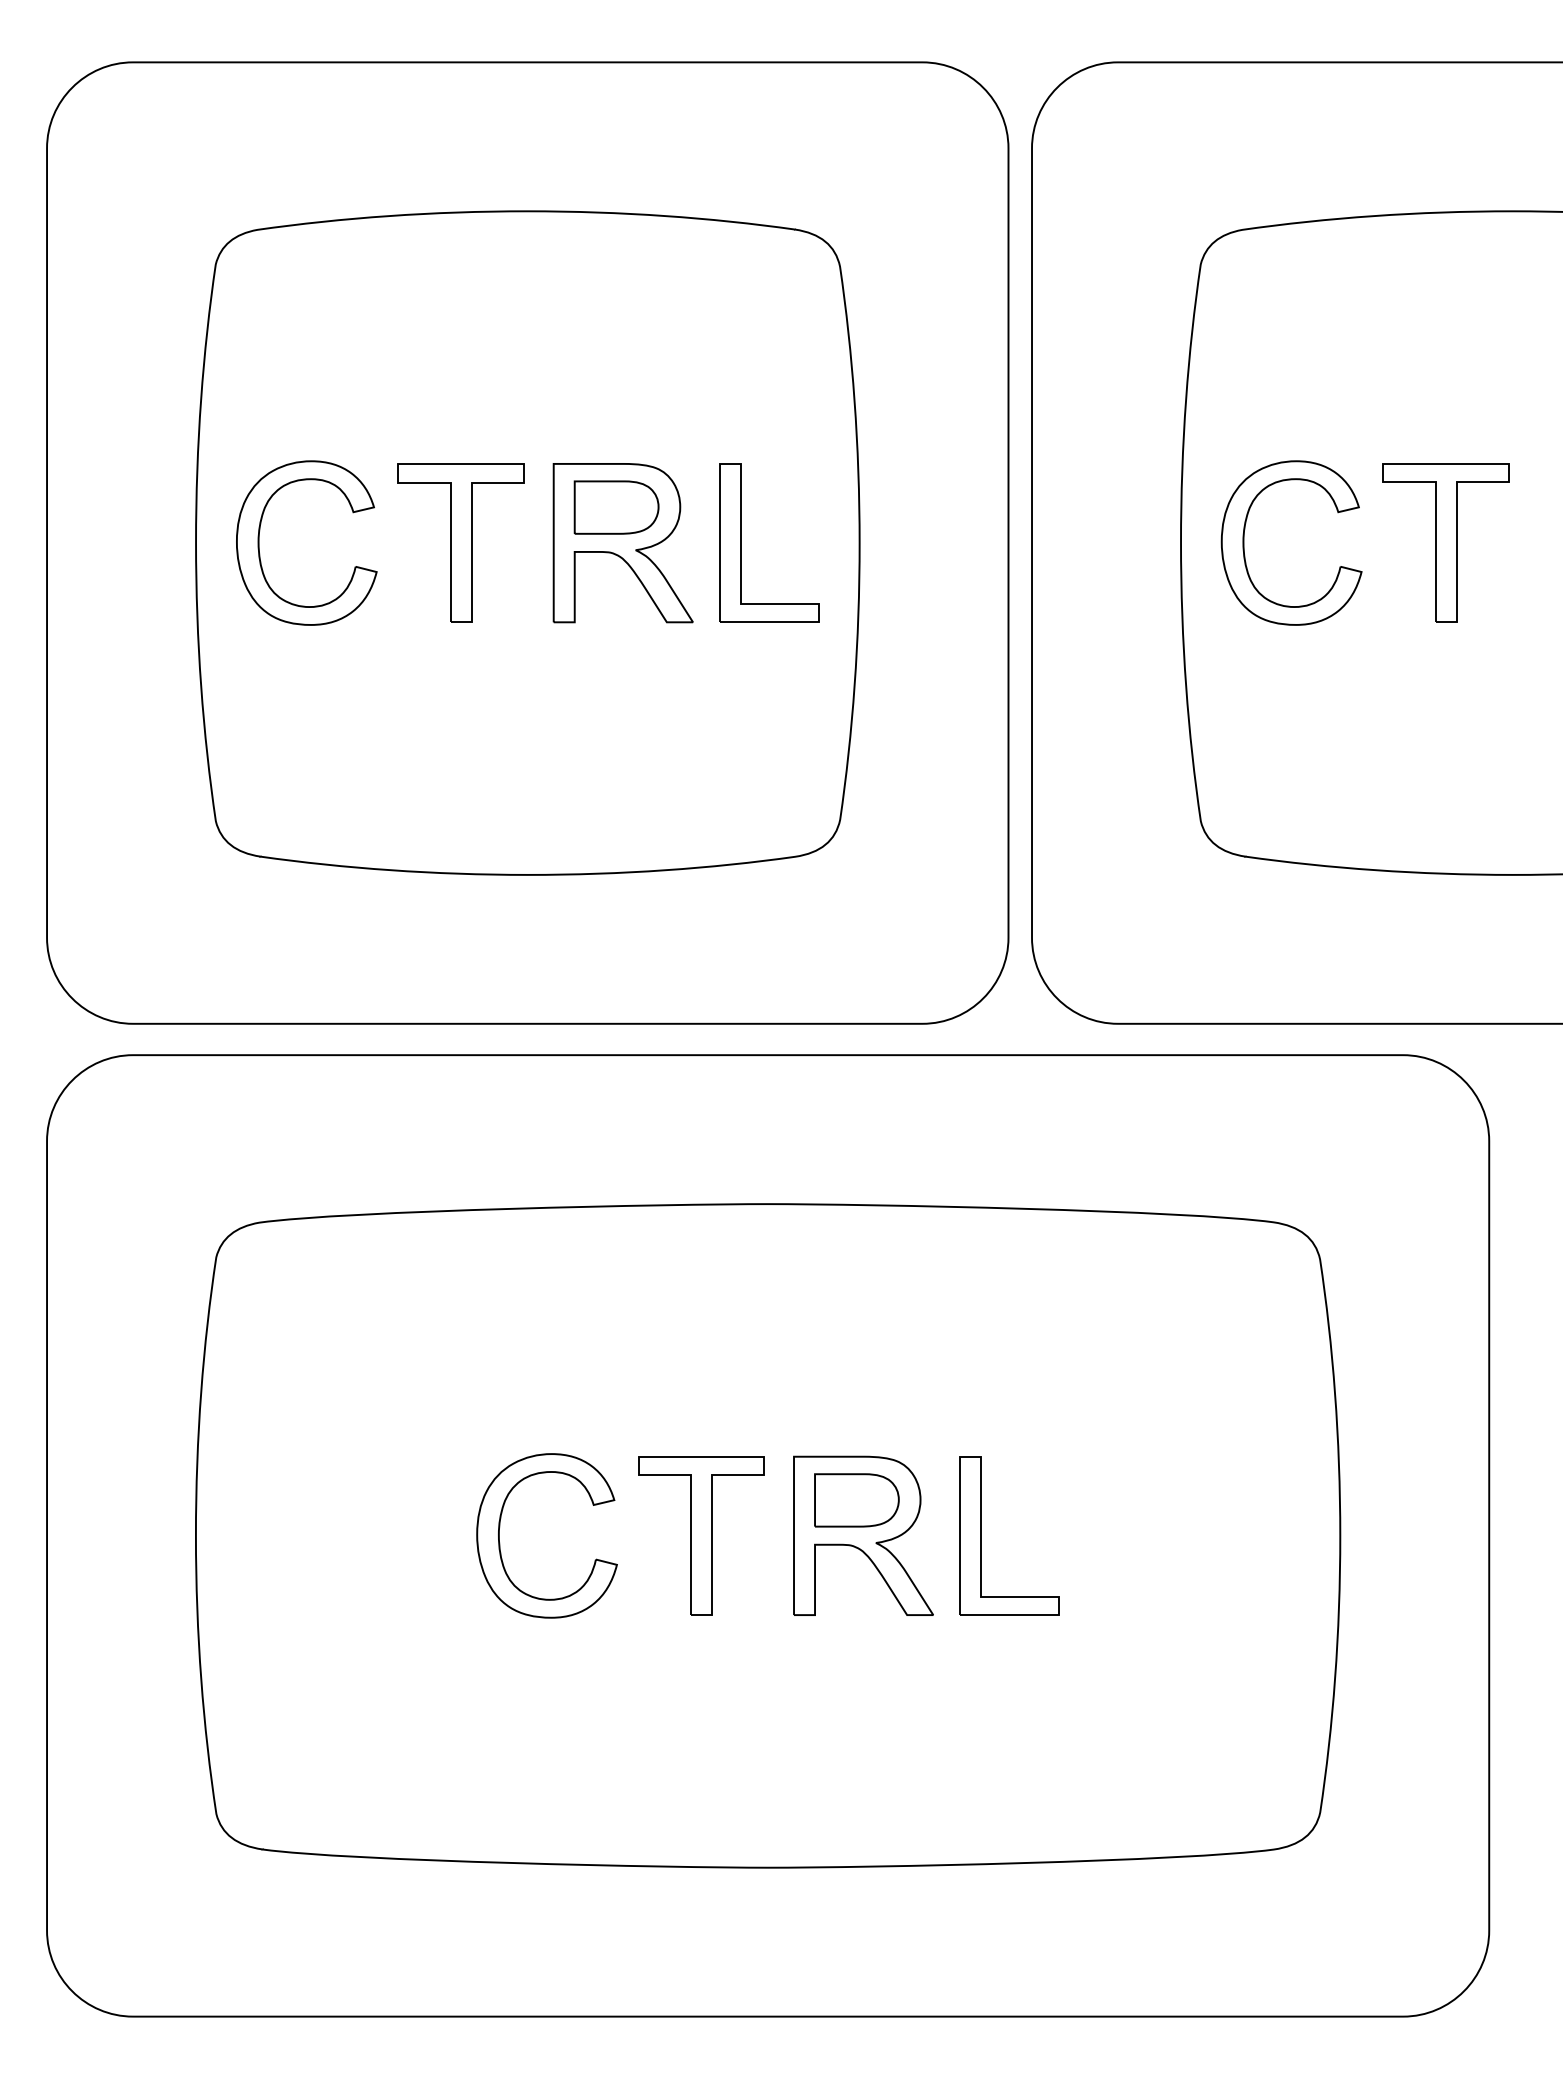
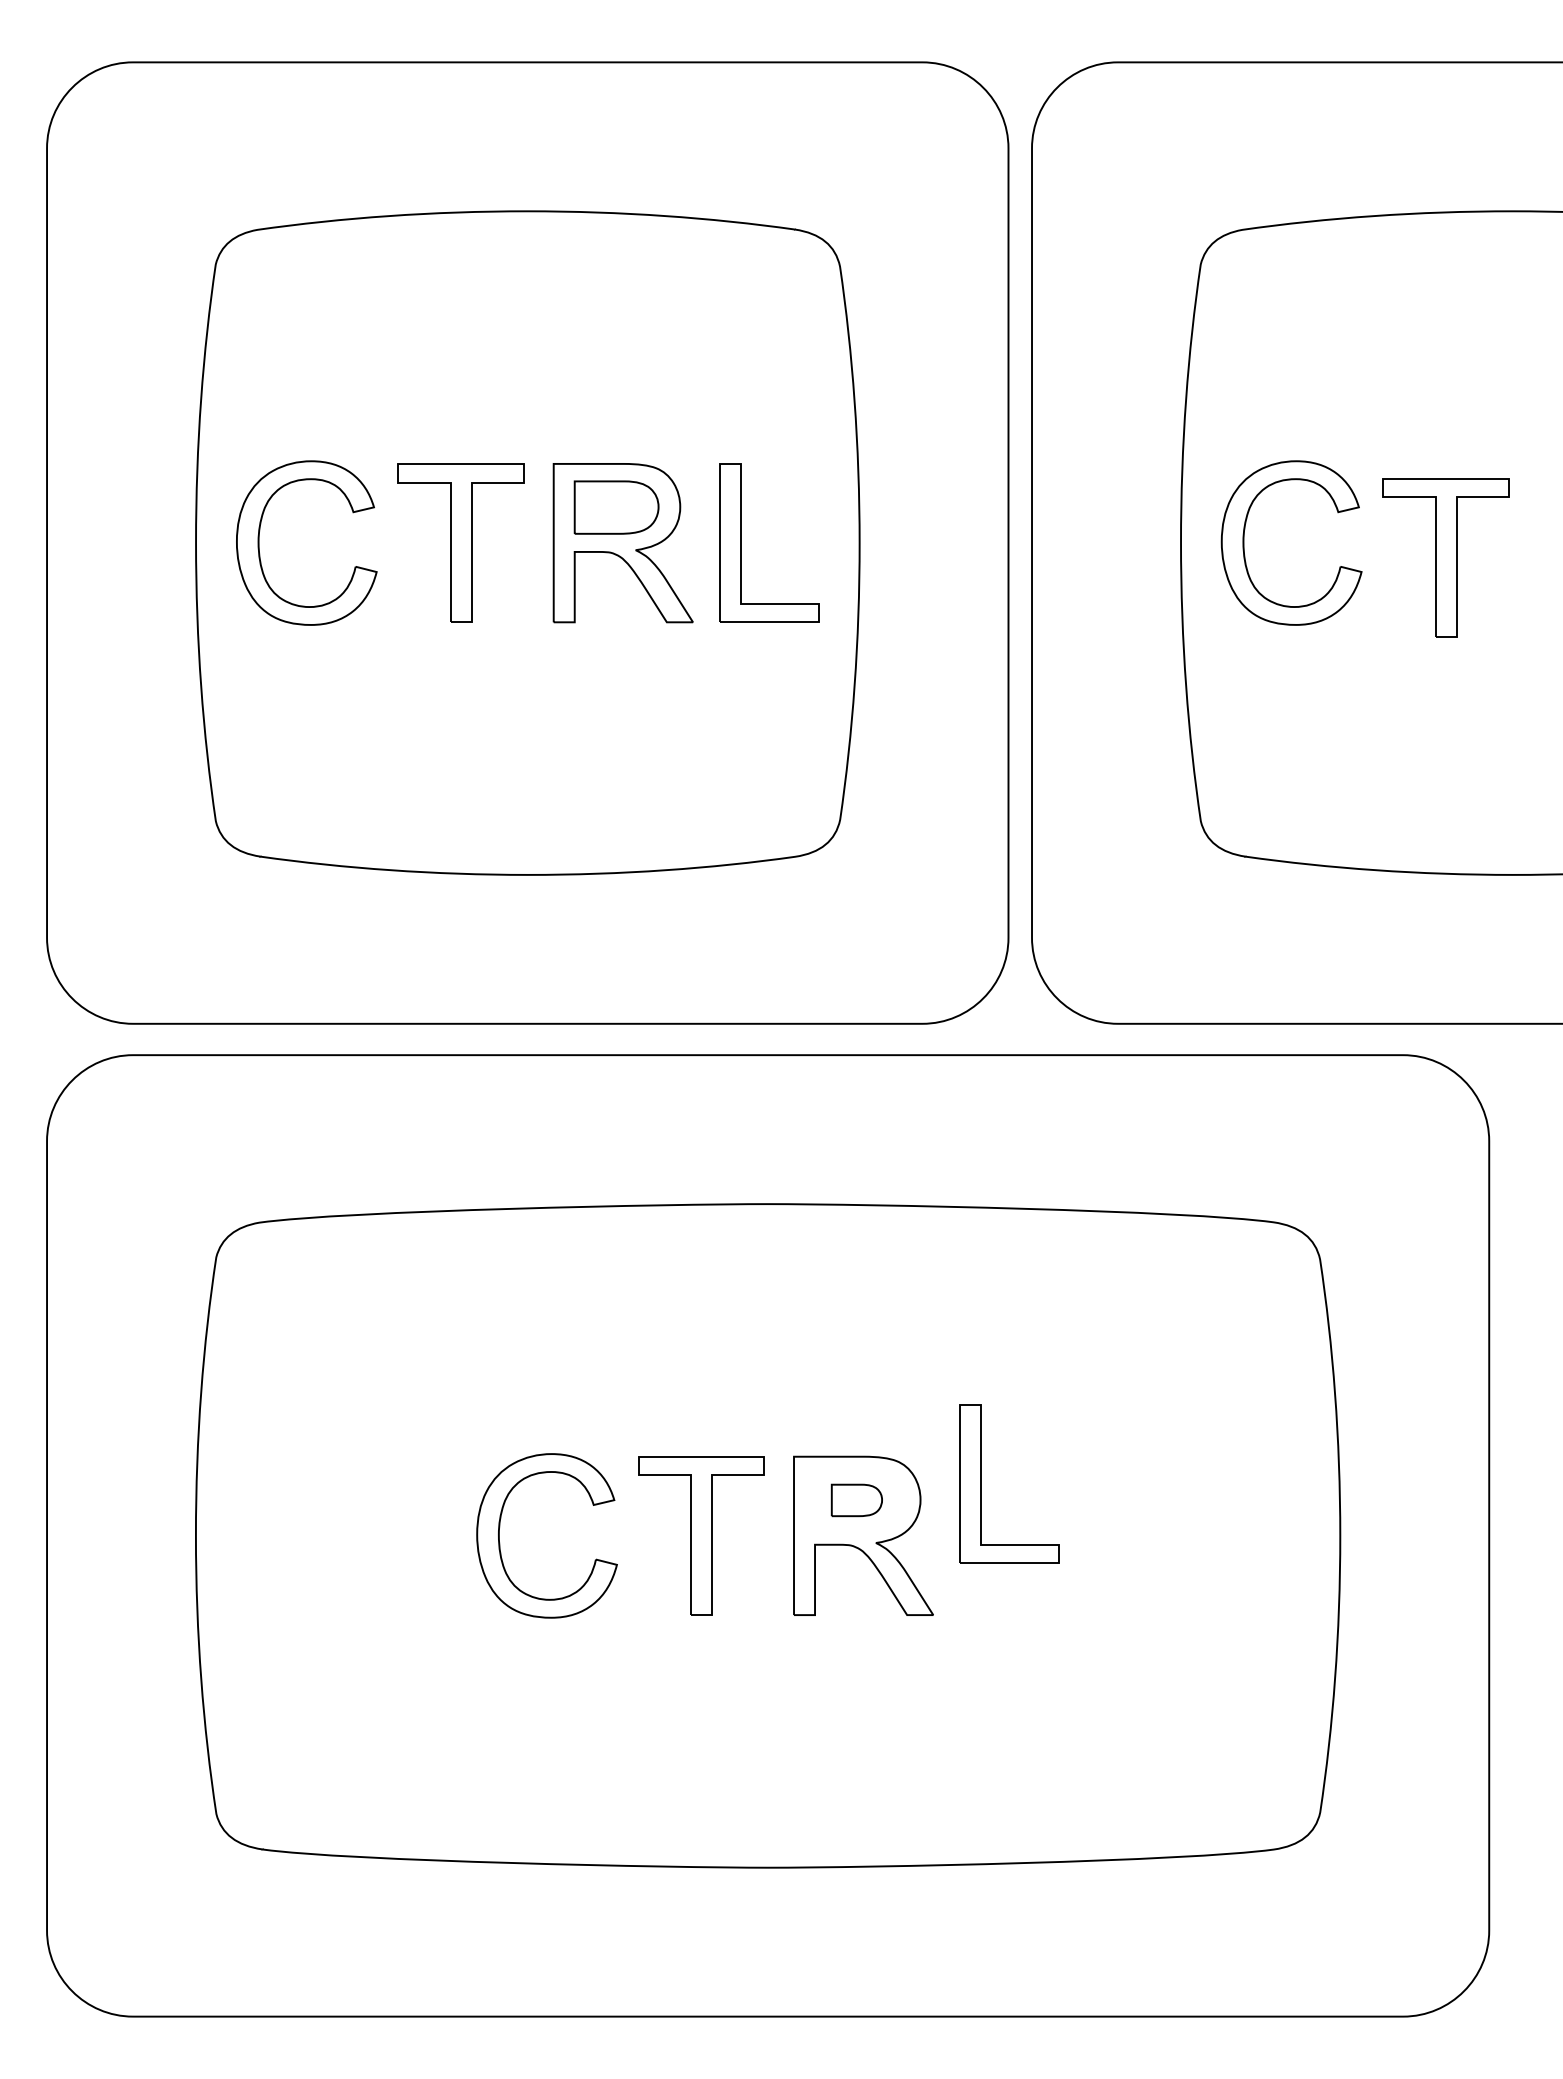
part position: (1445, 542) -> (1445, 557) (1445, 557)
part size: 86x55 px -> 53x35 px (856, 1500)
part position: (981, 1535) -> (981, 1483) (981, 1483)
